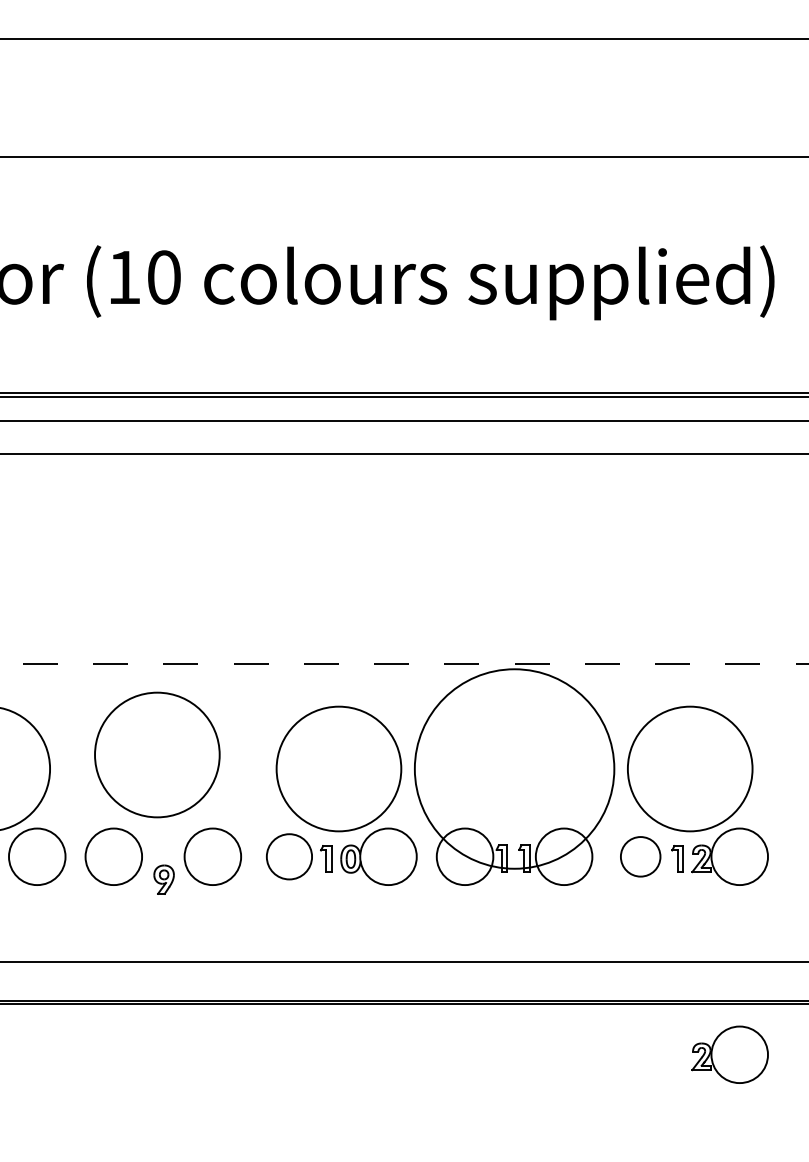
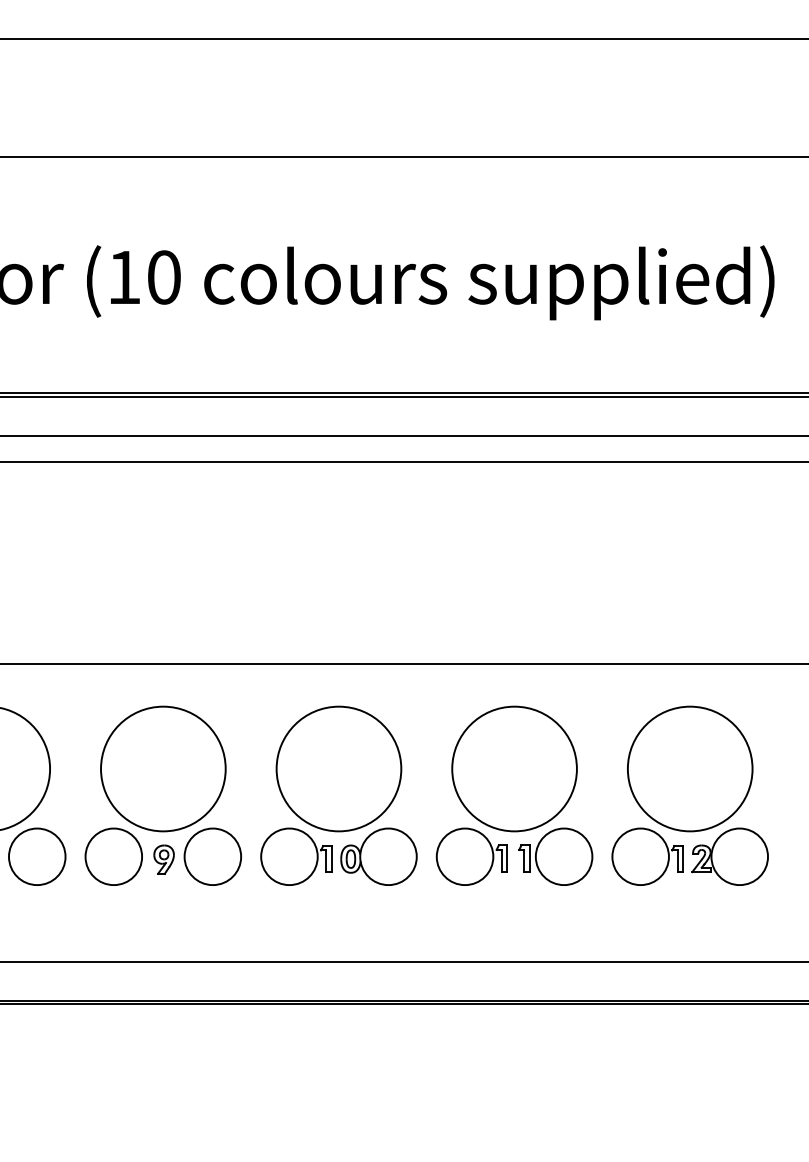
line position: (403, 420) -> (403, 435) (403, 435)
line position: (403, 454) -> (403, 462) (403, 462)
line: dashed -> solid (404, 663)
circle position: (157, 754) -> (163, 768) (163, 768)
circle diameter: 199 px -> 125 px (514, 768)
circle diameter: 45 px -> 57 px (289, 856)
circle diameter: 40 px -> 57 px (640, 856)
part position: (163, 879) -> (163, 859) (163, 859)
part: present -> none (729, 1054)
